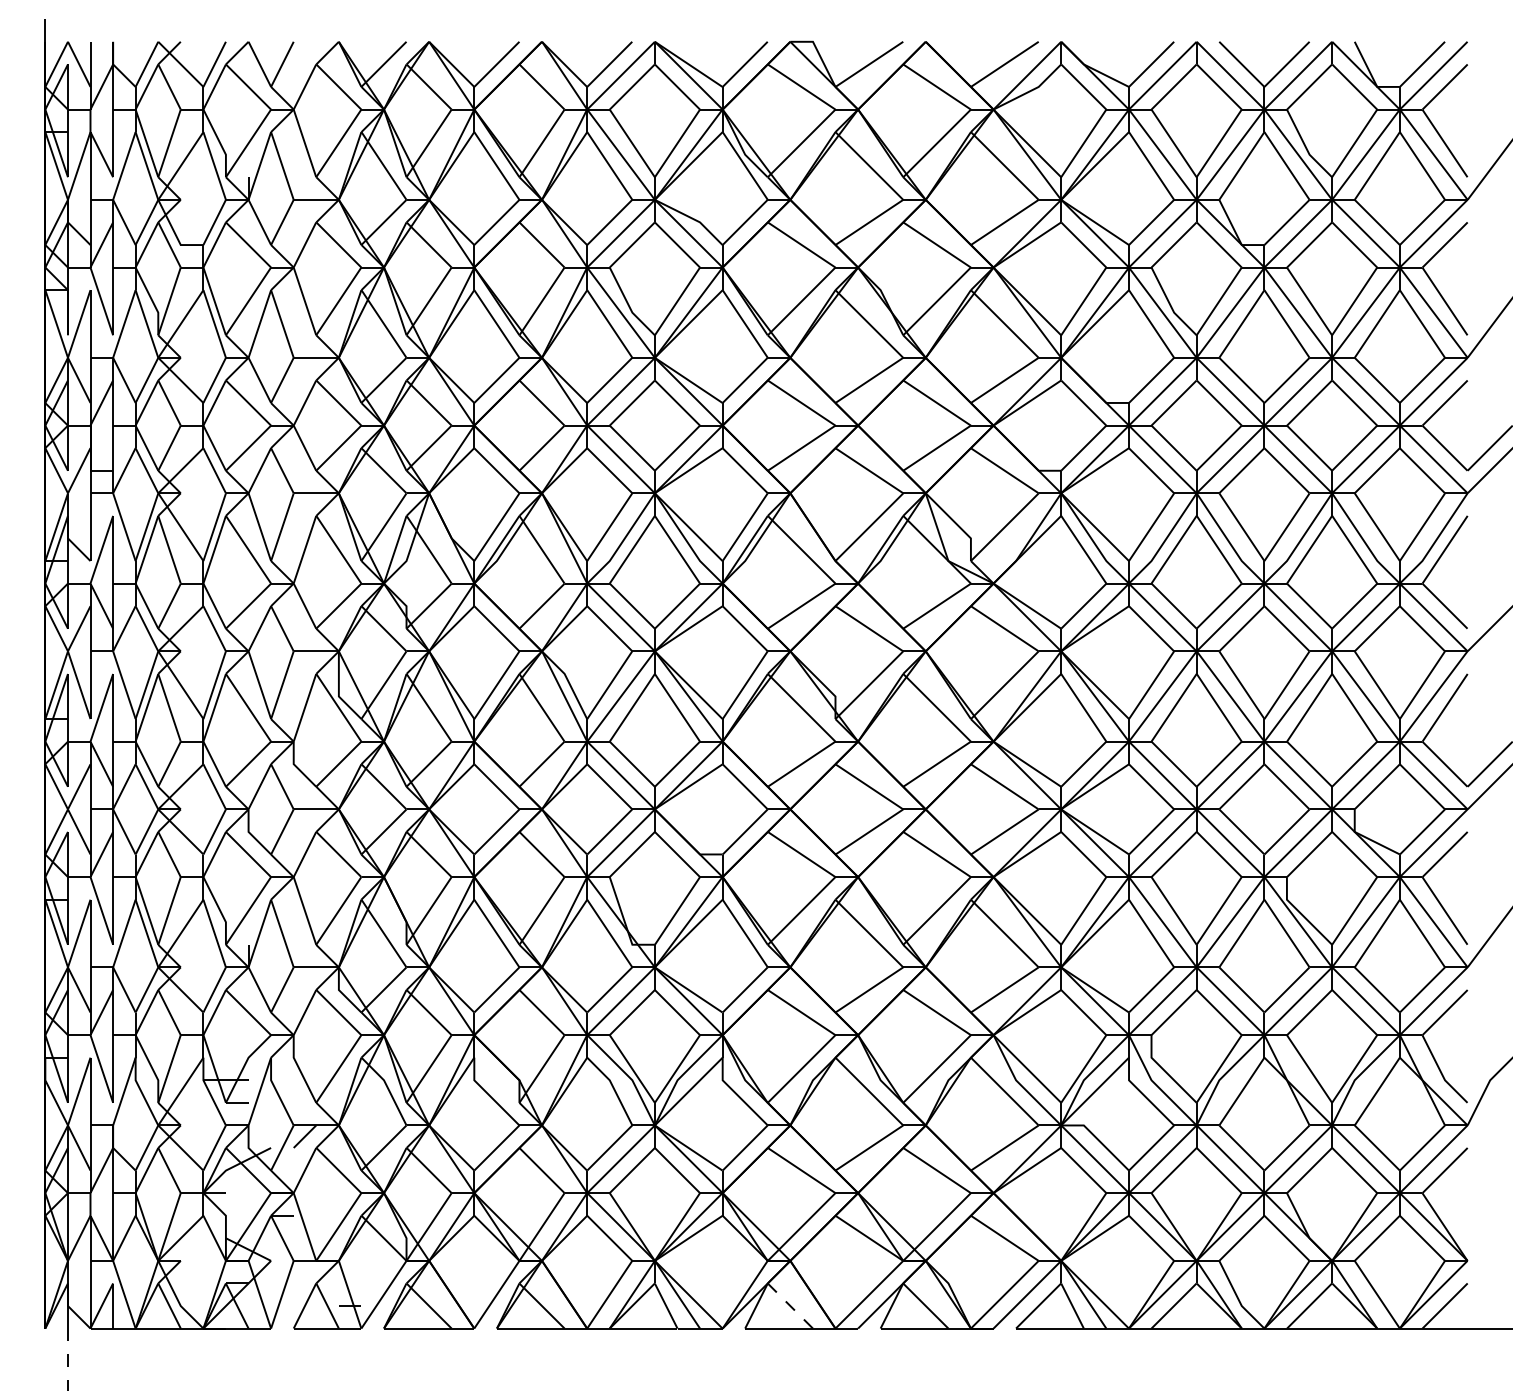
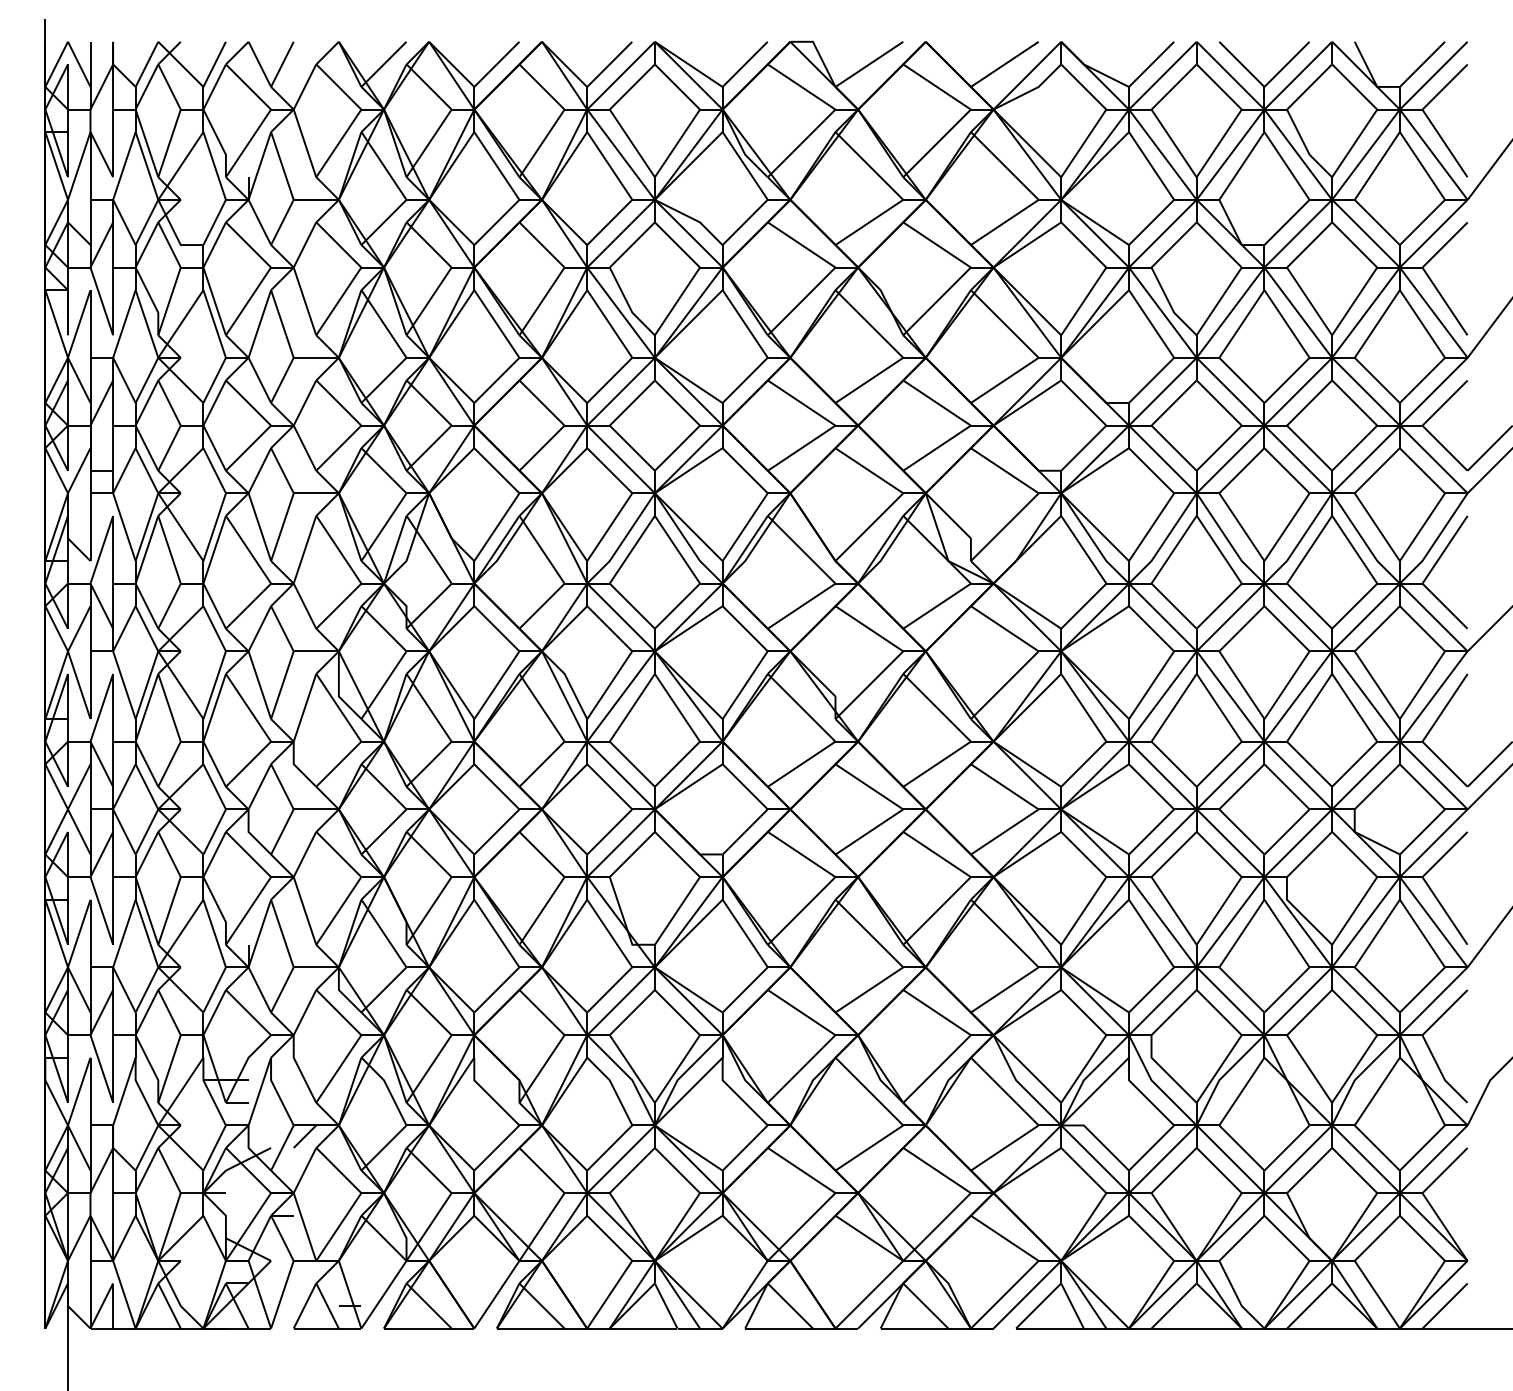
line: dashed -> solid (790, 1306)
line: dashed -> solid (67, 1359)
